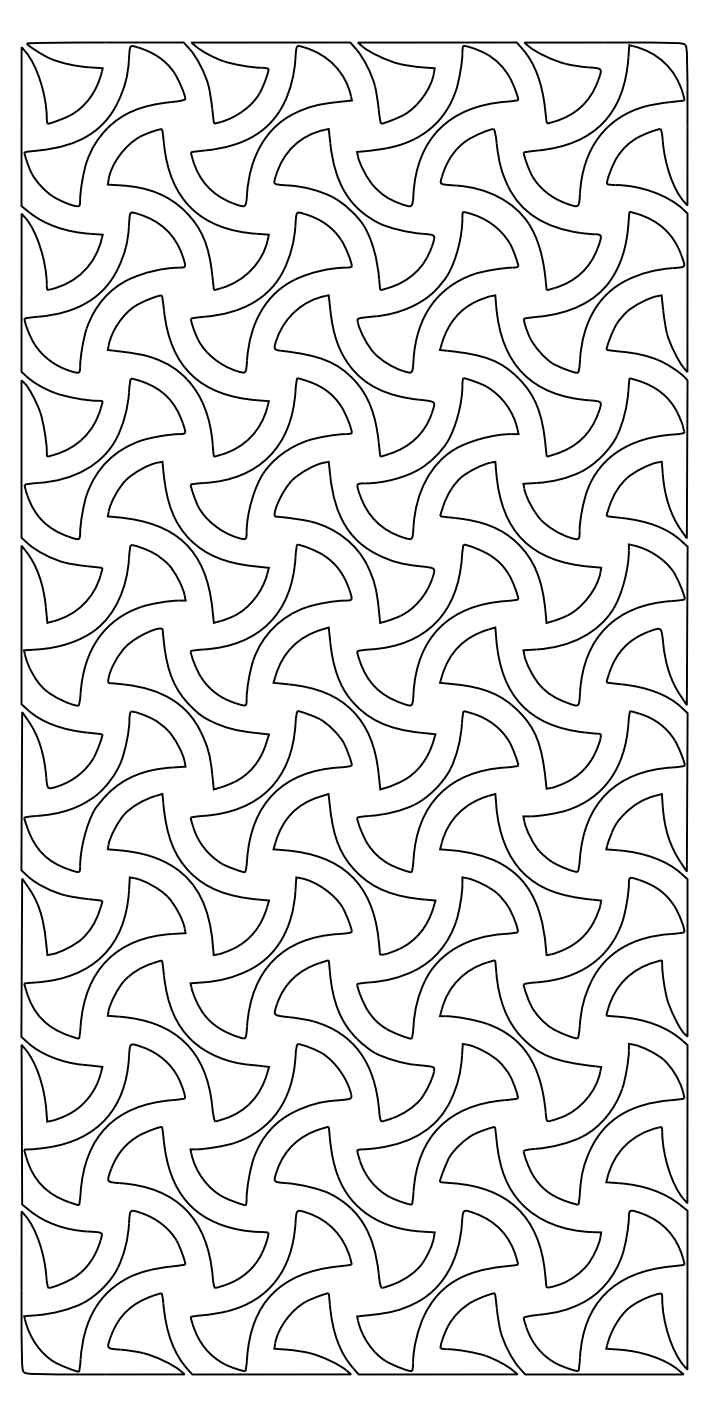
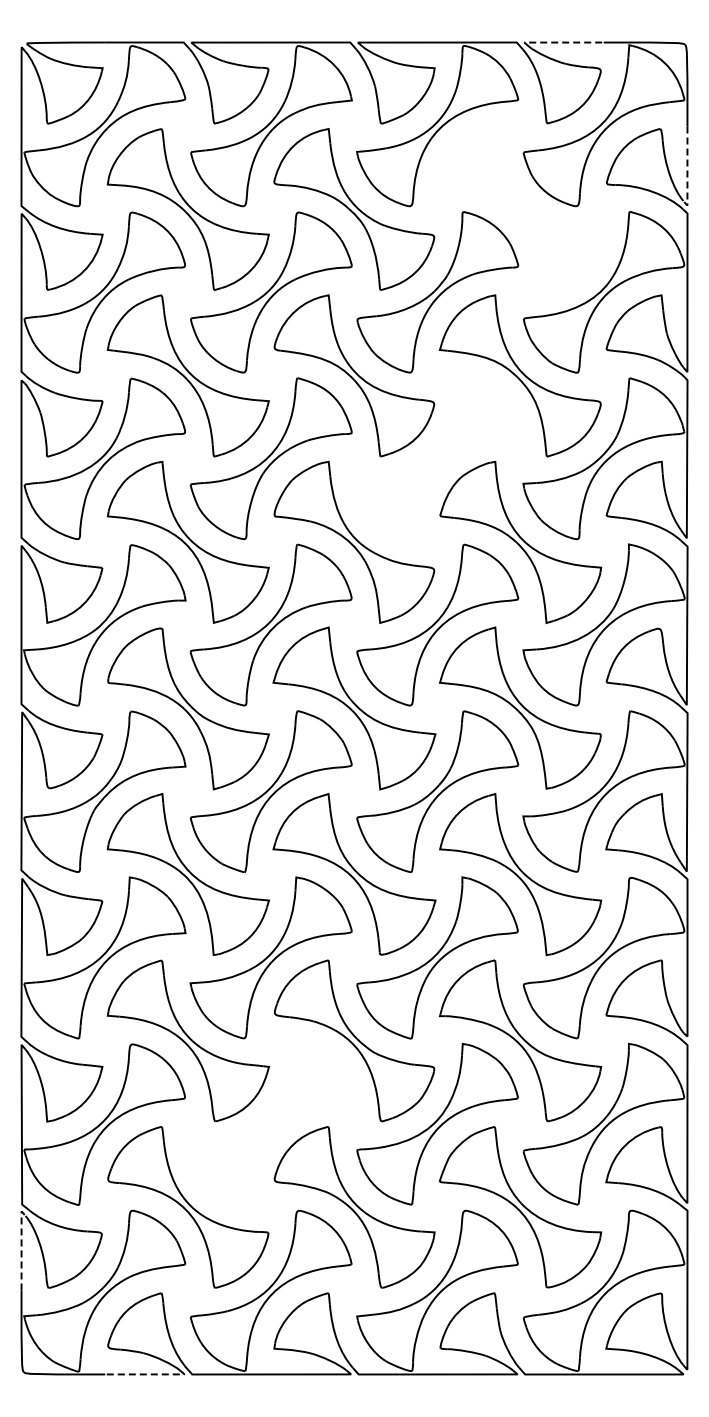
line: solid -> dashed (560, 42)
line: solid -> dashed (687, 170)
part: present -> none (520, 209)
part: present -> none (437, 458)
part: present -> none (270, 1124)
line: solid -> dashed (21, 1246)
line: solid -> dashed (148, 1374)
